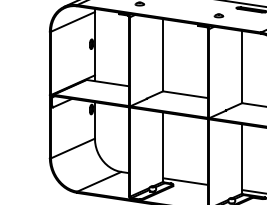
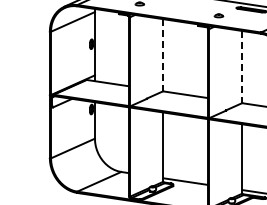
line: solid -> dashed (163, 55)
line: solid -> dashed (242, 67)
